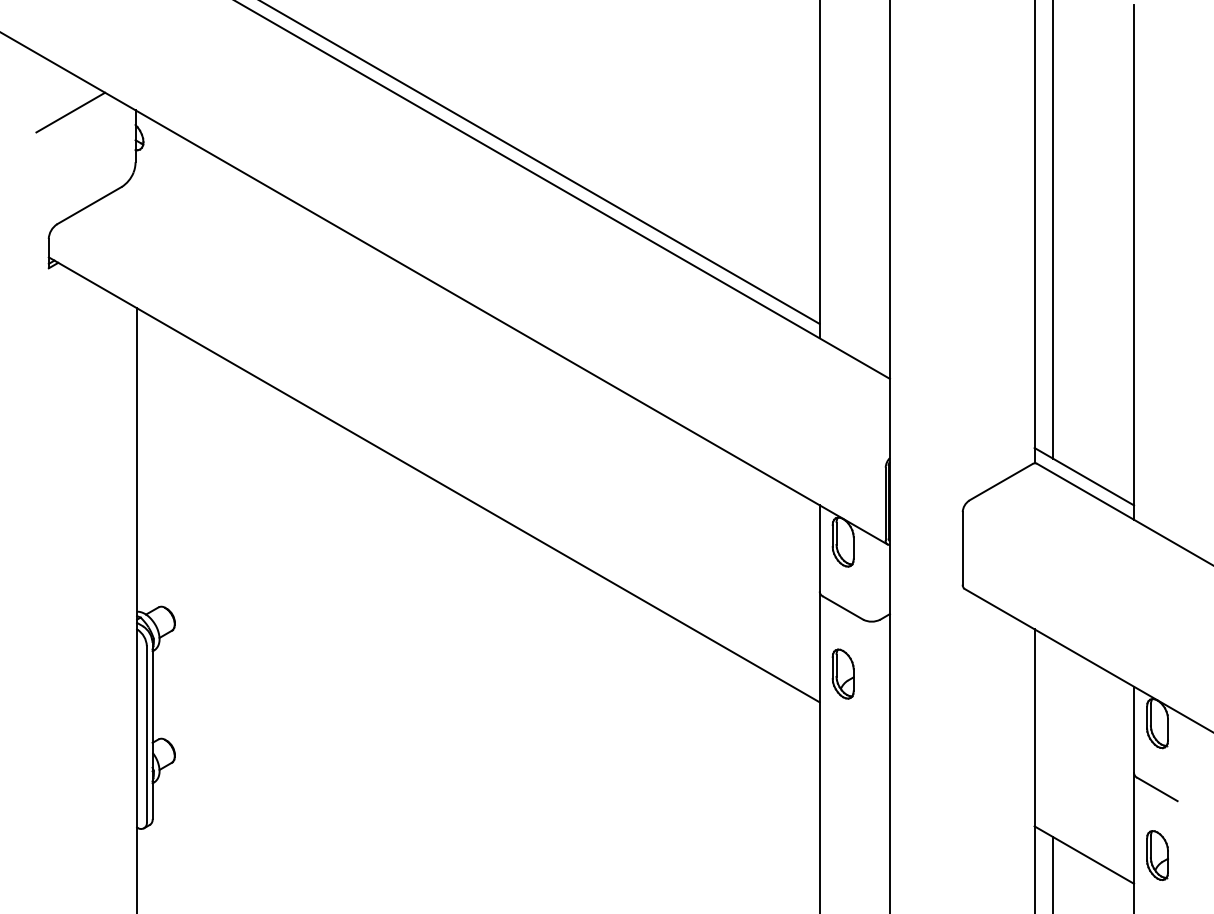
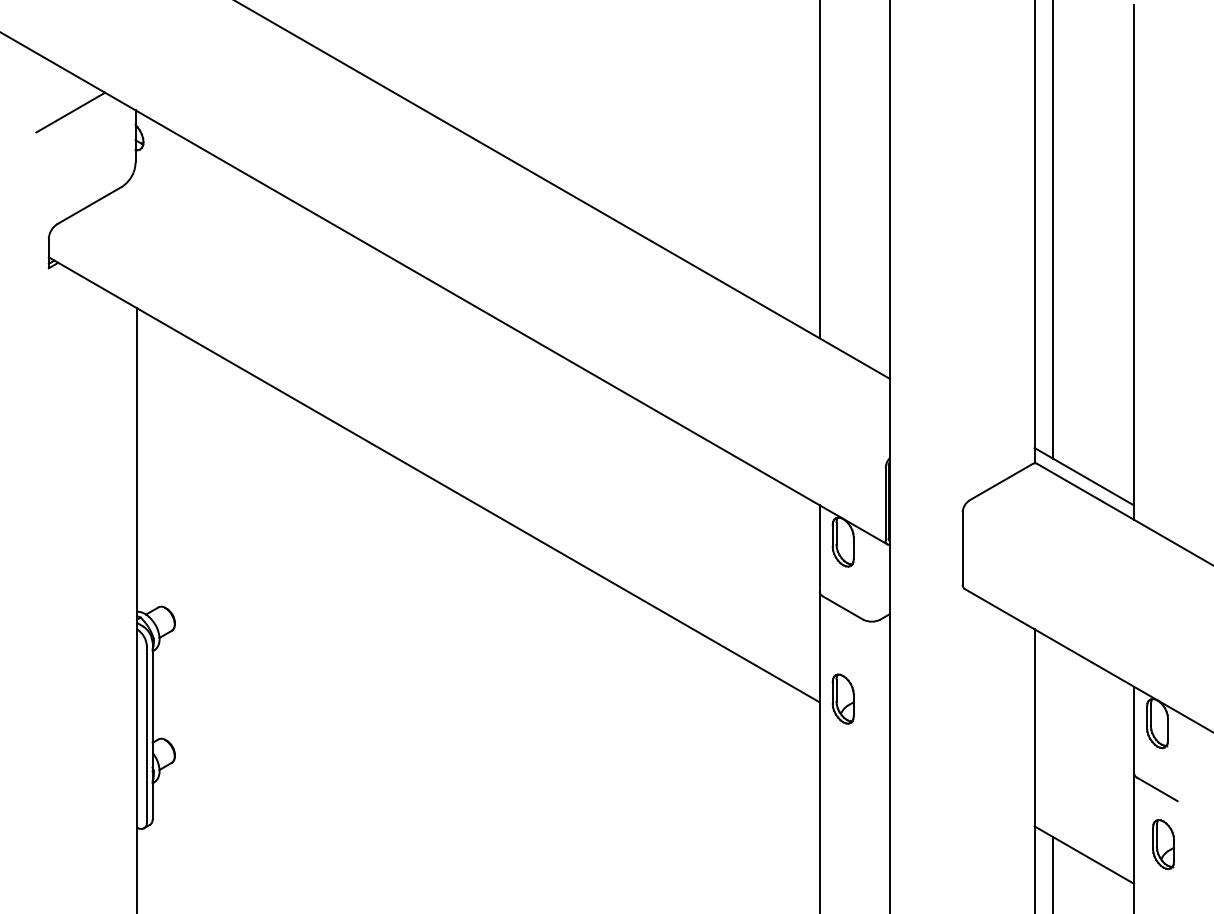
line: present -> none (540, 162)
part position: (842, 673) -> (842, 698) (842, 698)
part position: (1157, 855) -> (1163, 844) (1163, 844)
